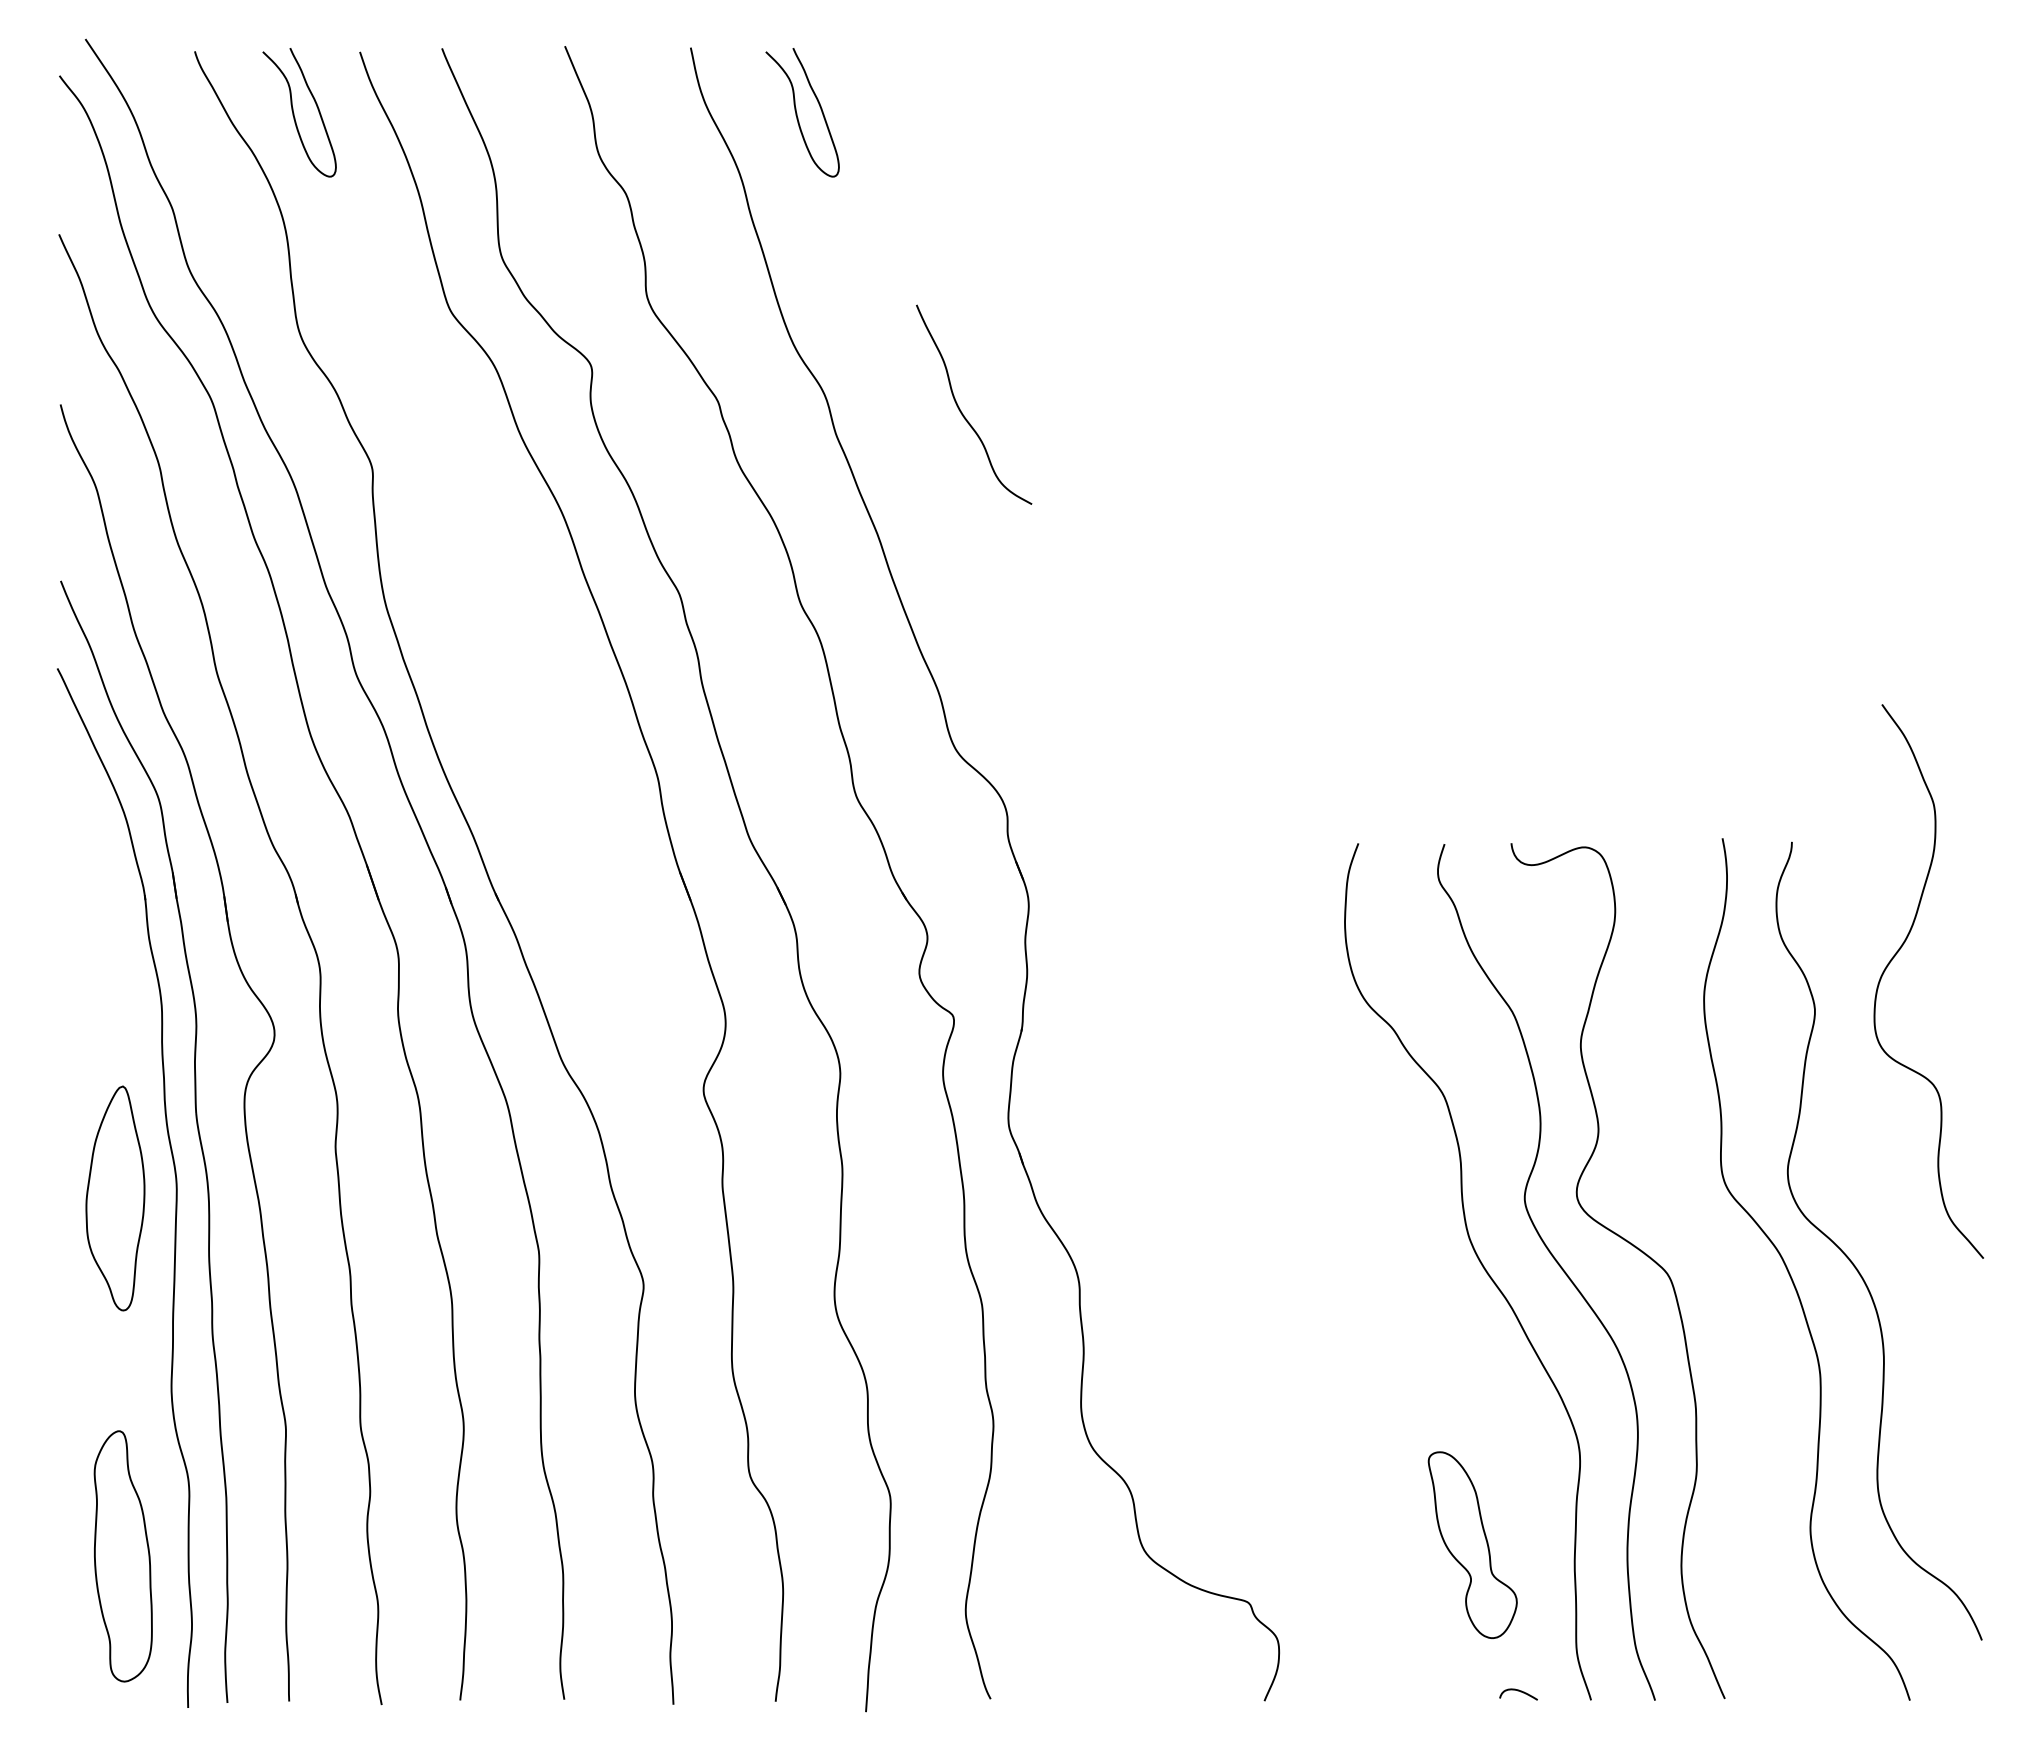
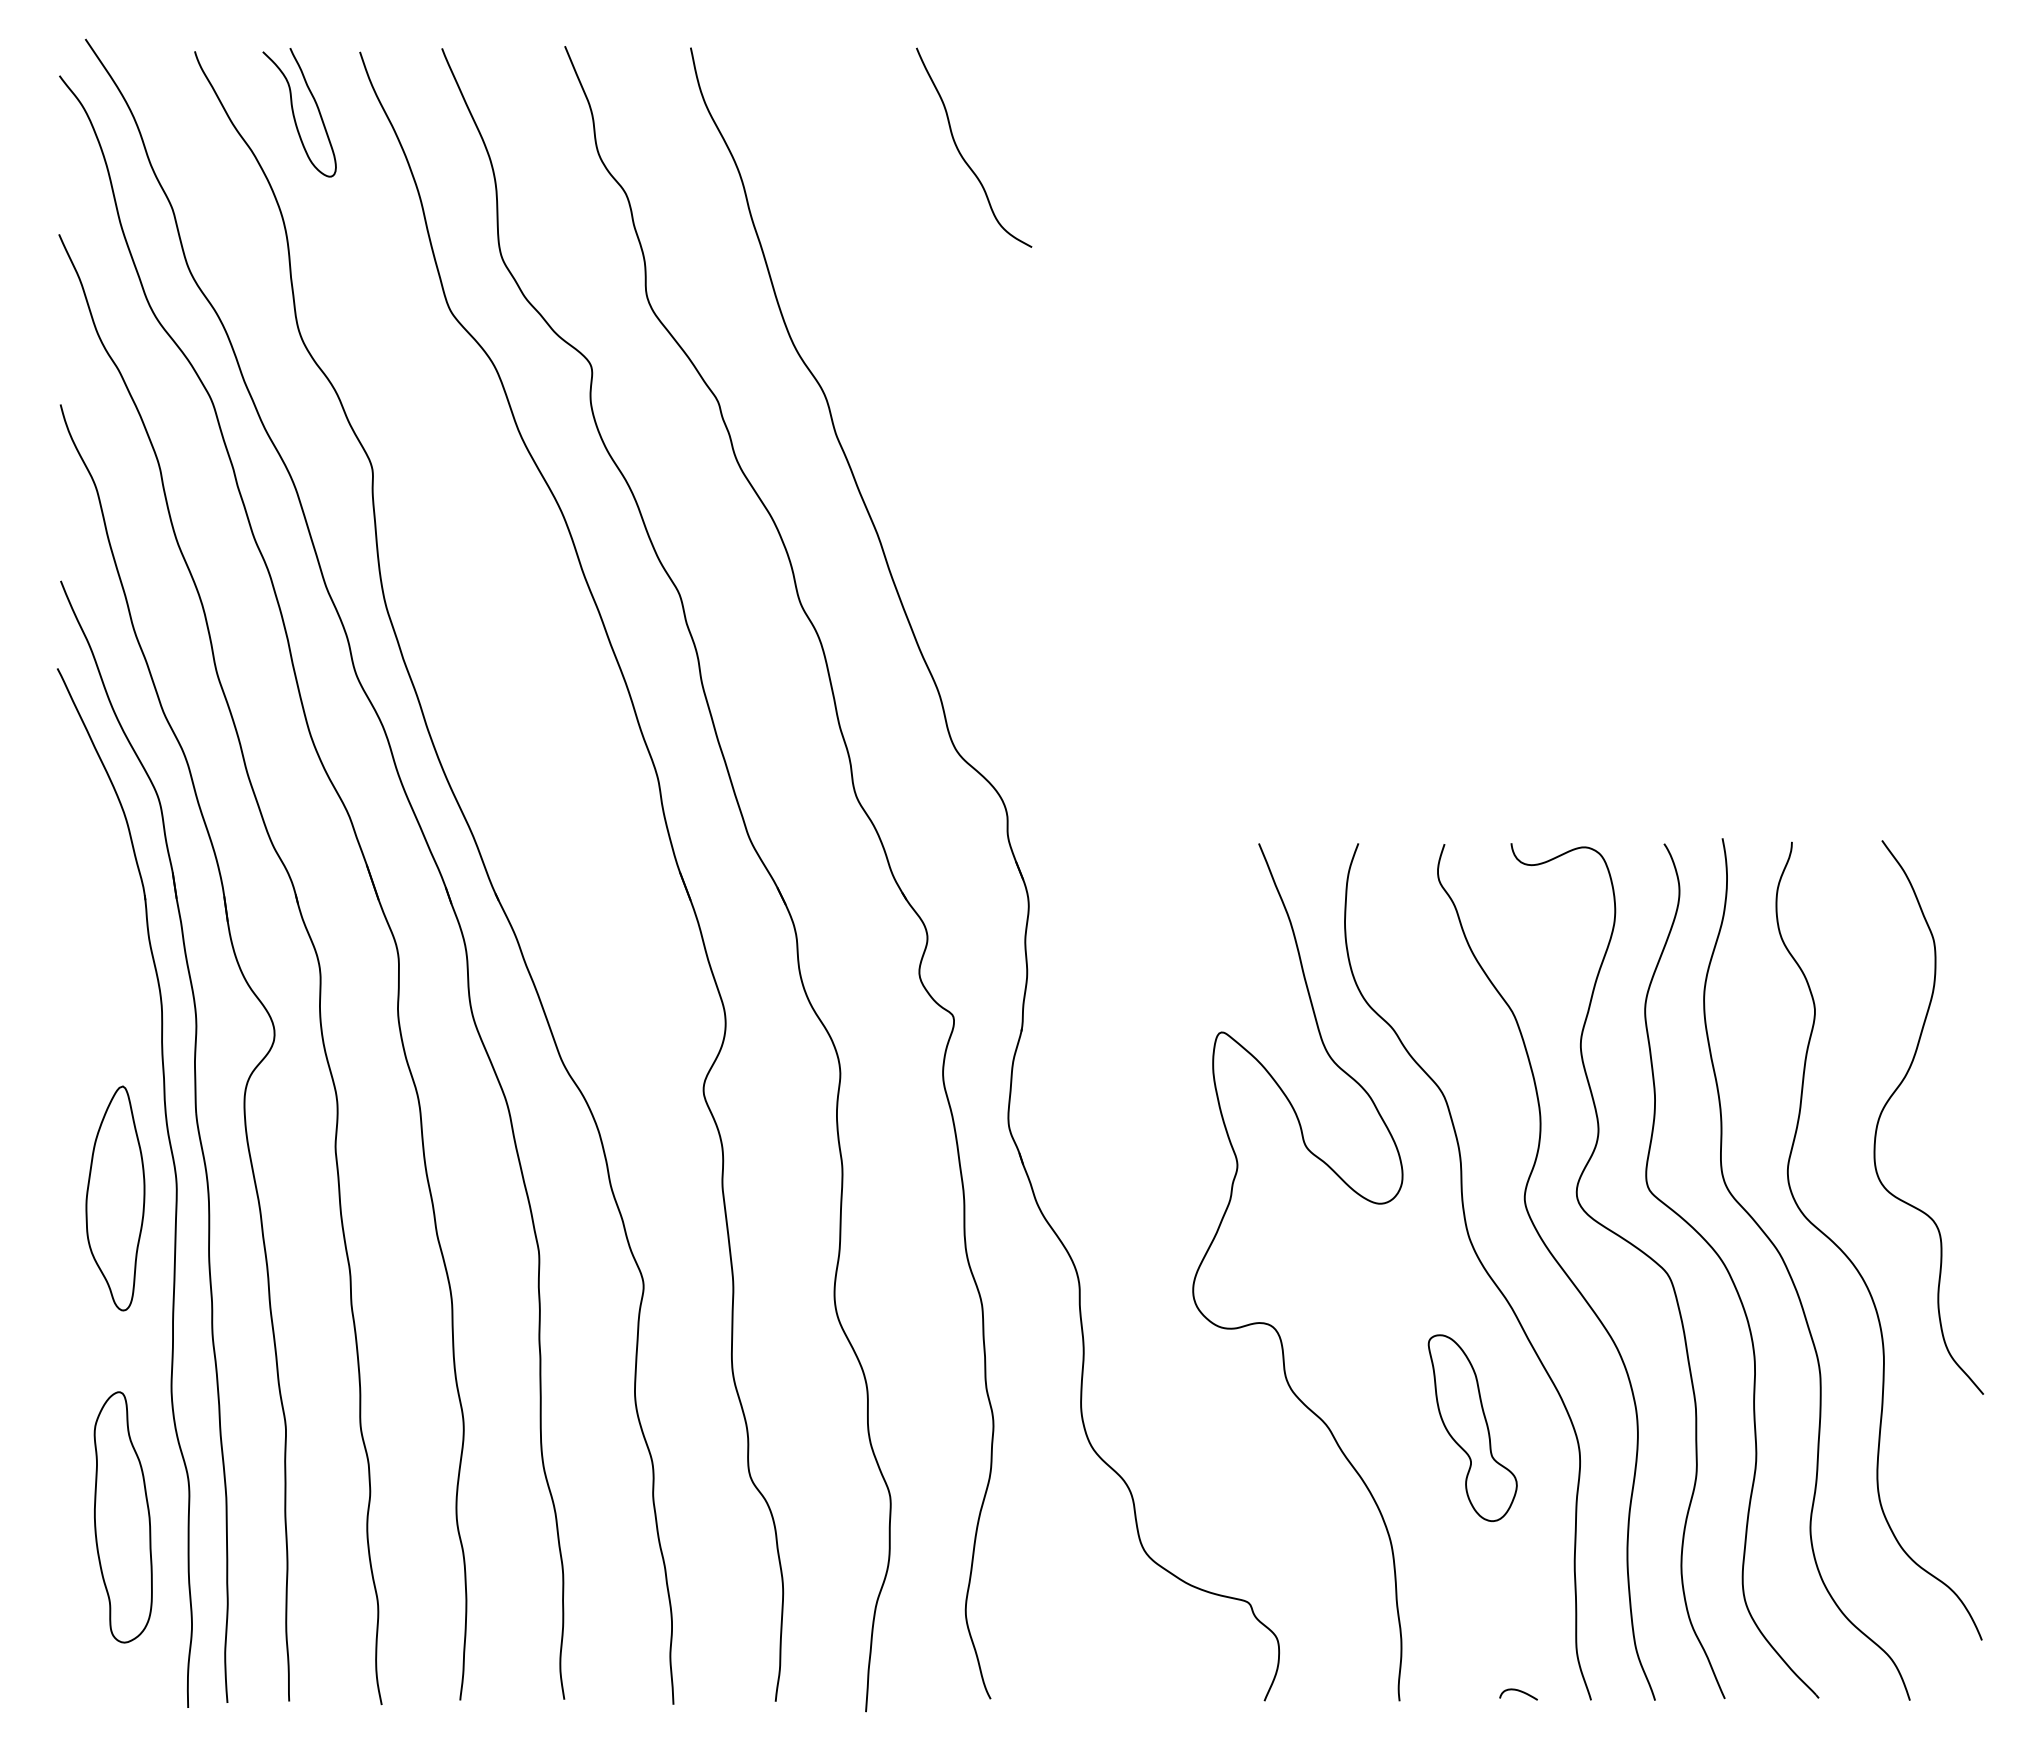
curve: present -> none (797, 113)
curve position: (961, 410) -> (961, 153) (961, 153)
curve position: (1895, 956) -> (1895, 1092) (1895, 1092)
part: none -> present (1731, 1270)
curve: none -> present (1270, 1324)
part position: (1472, 1544) -> (1472, 1427) (1472, 1427)
part position: (122, 1556) -> (122, 1517) (122, 1517)
